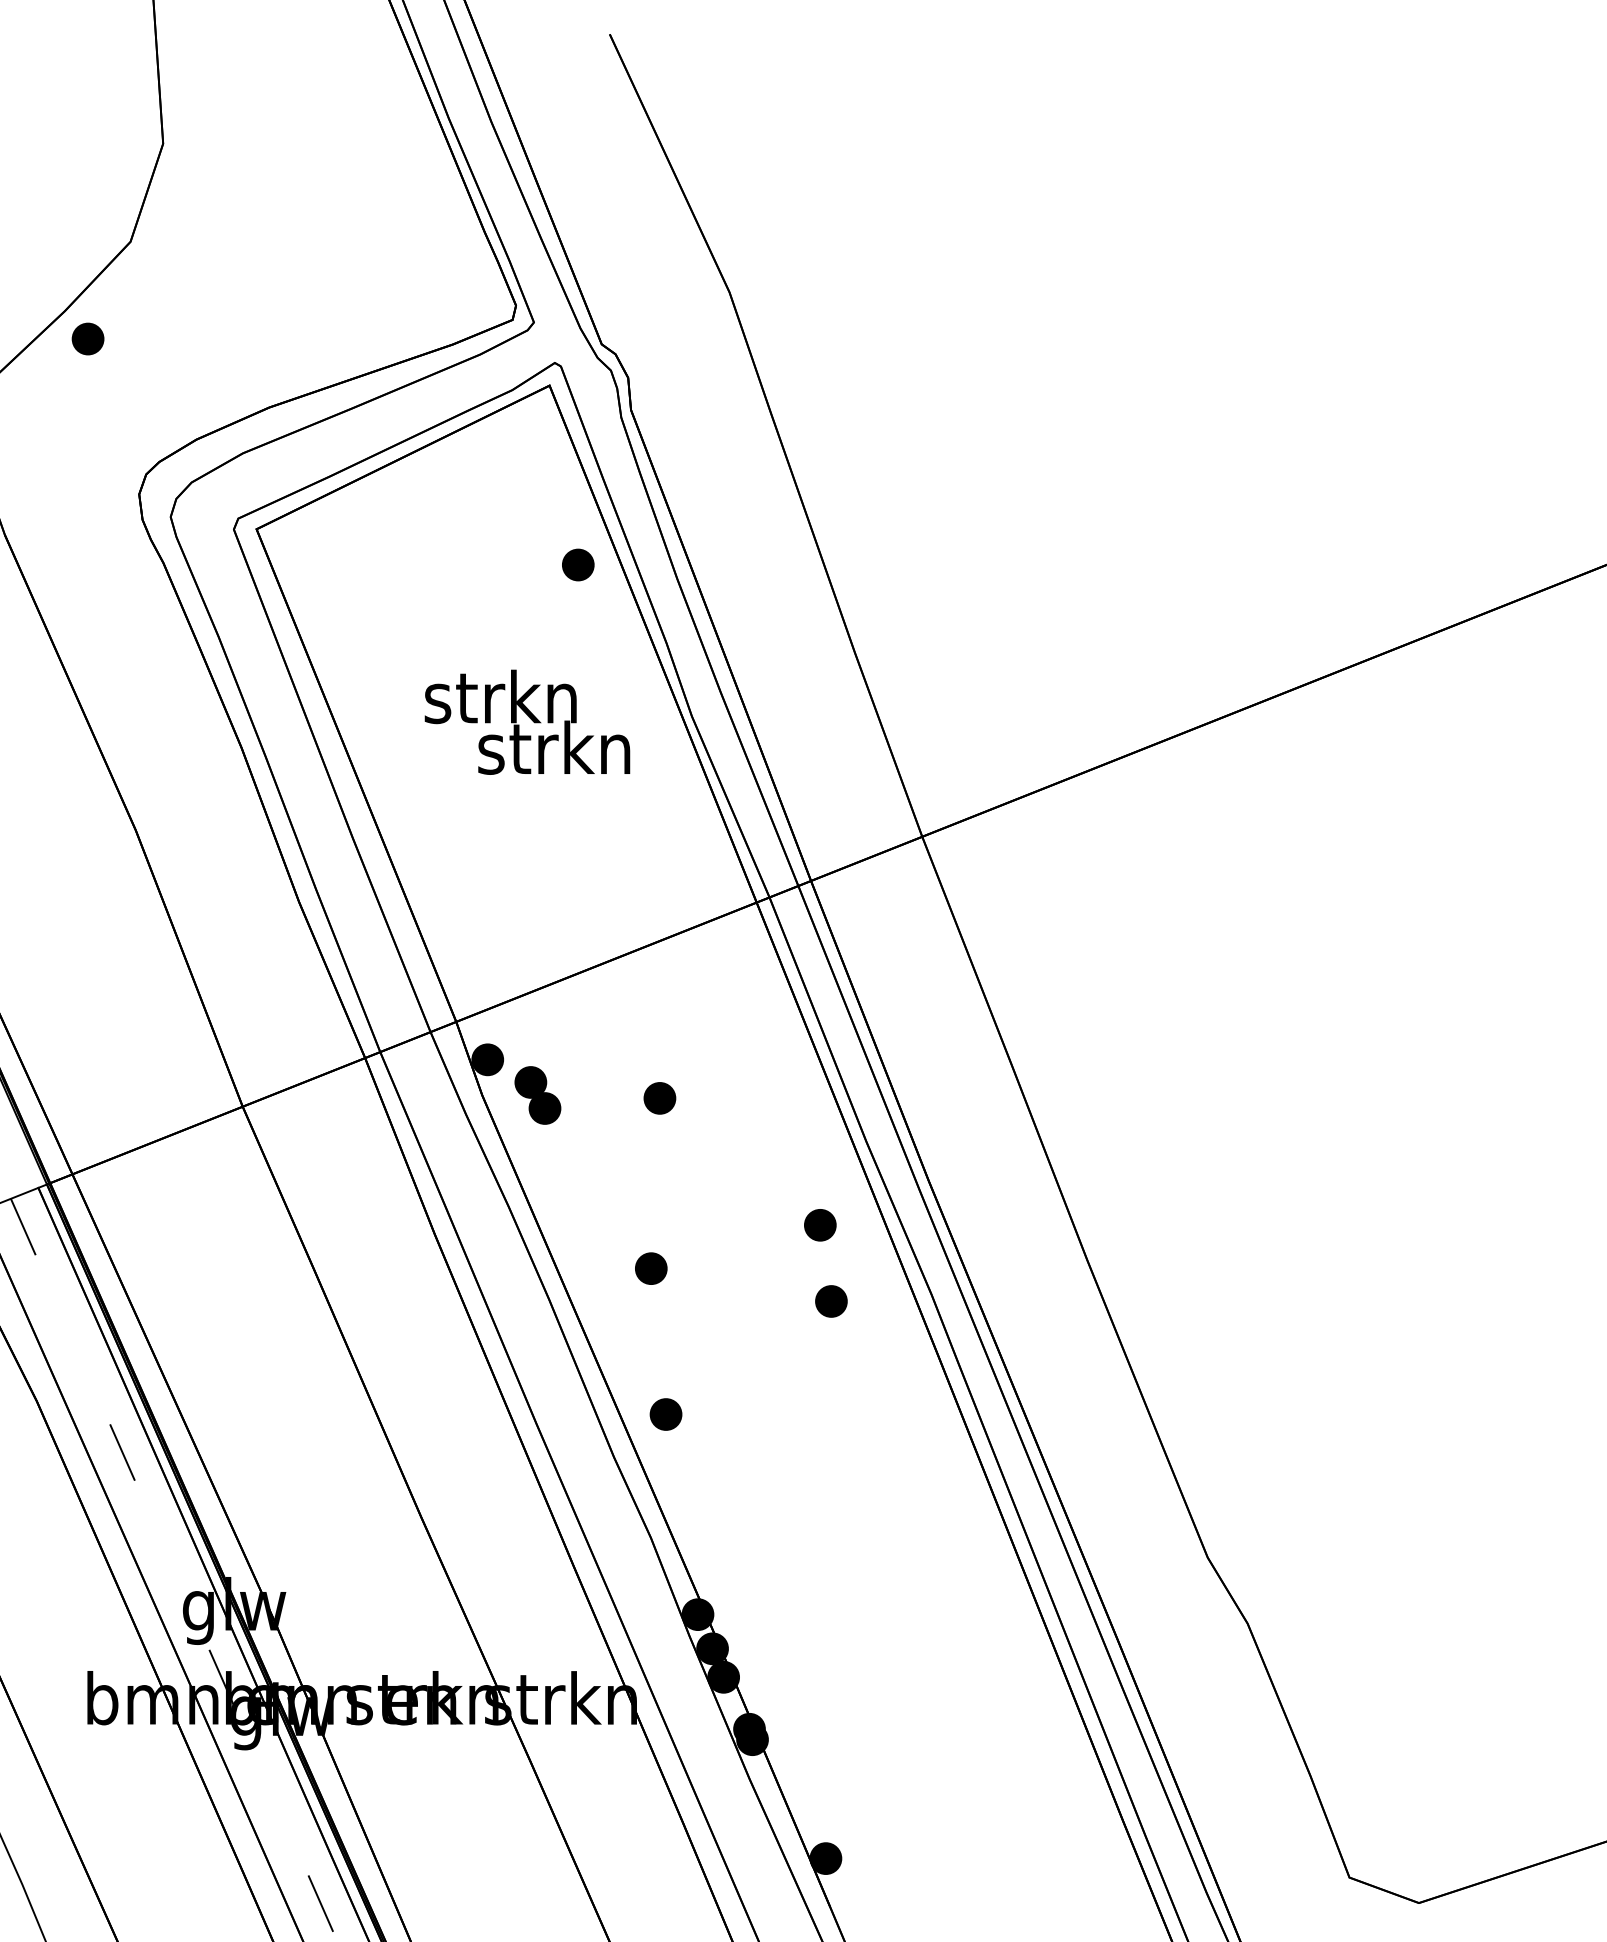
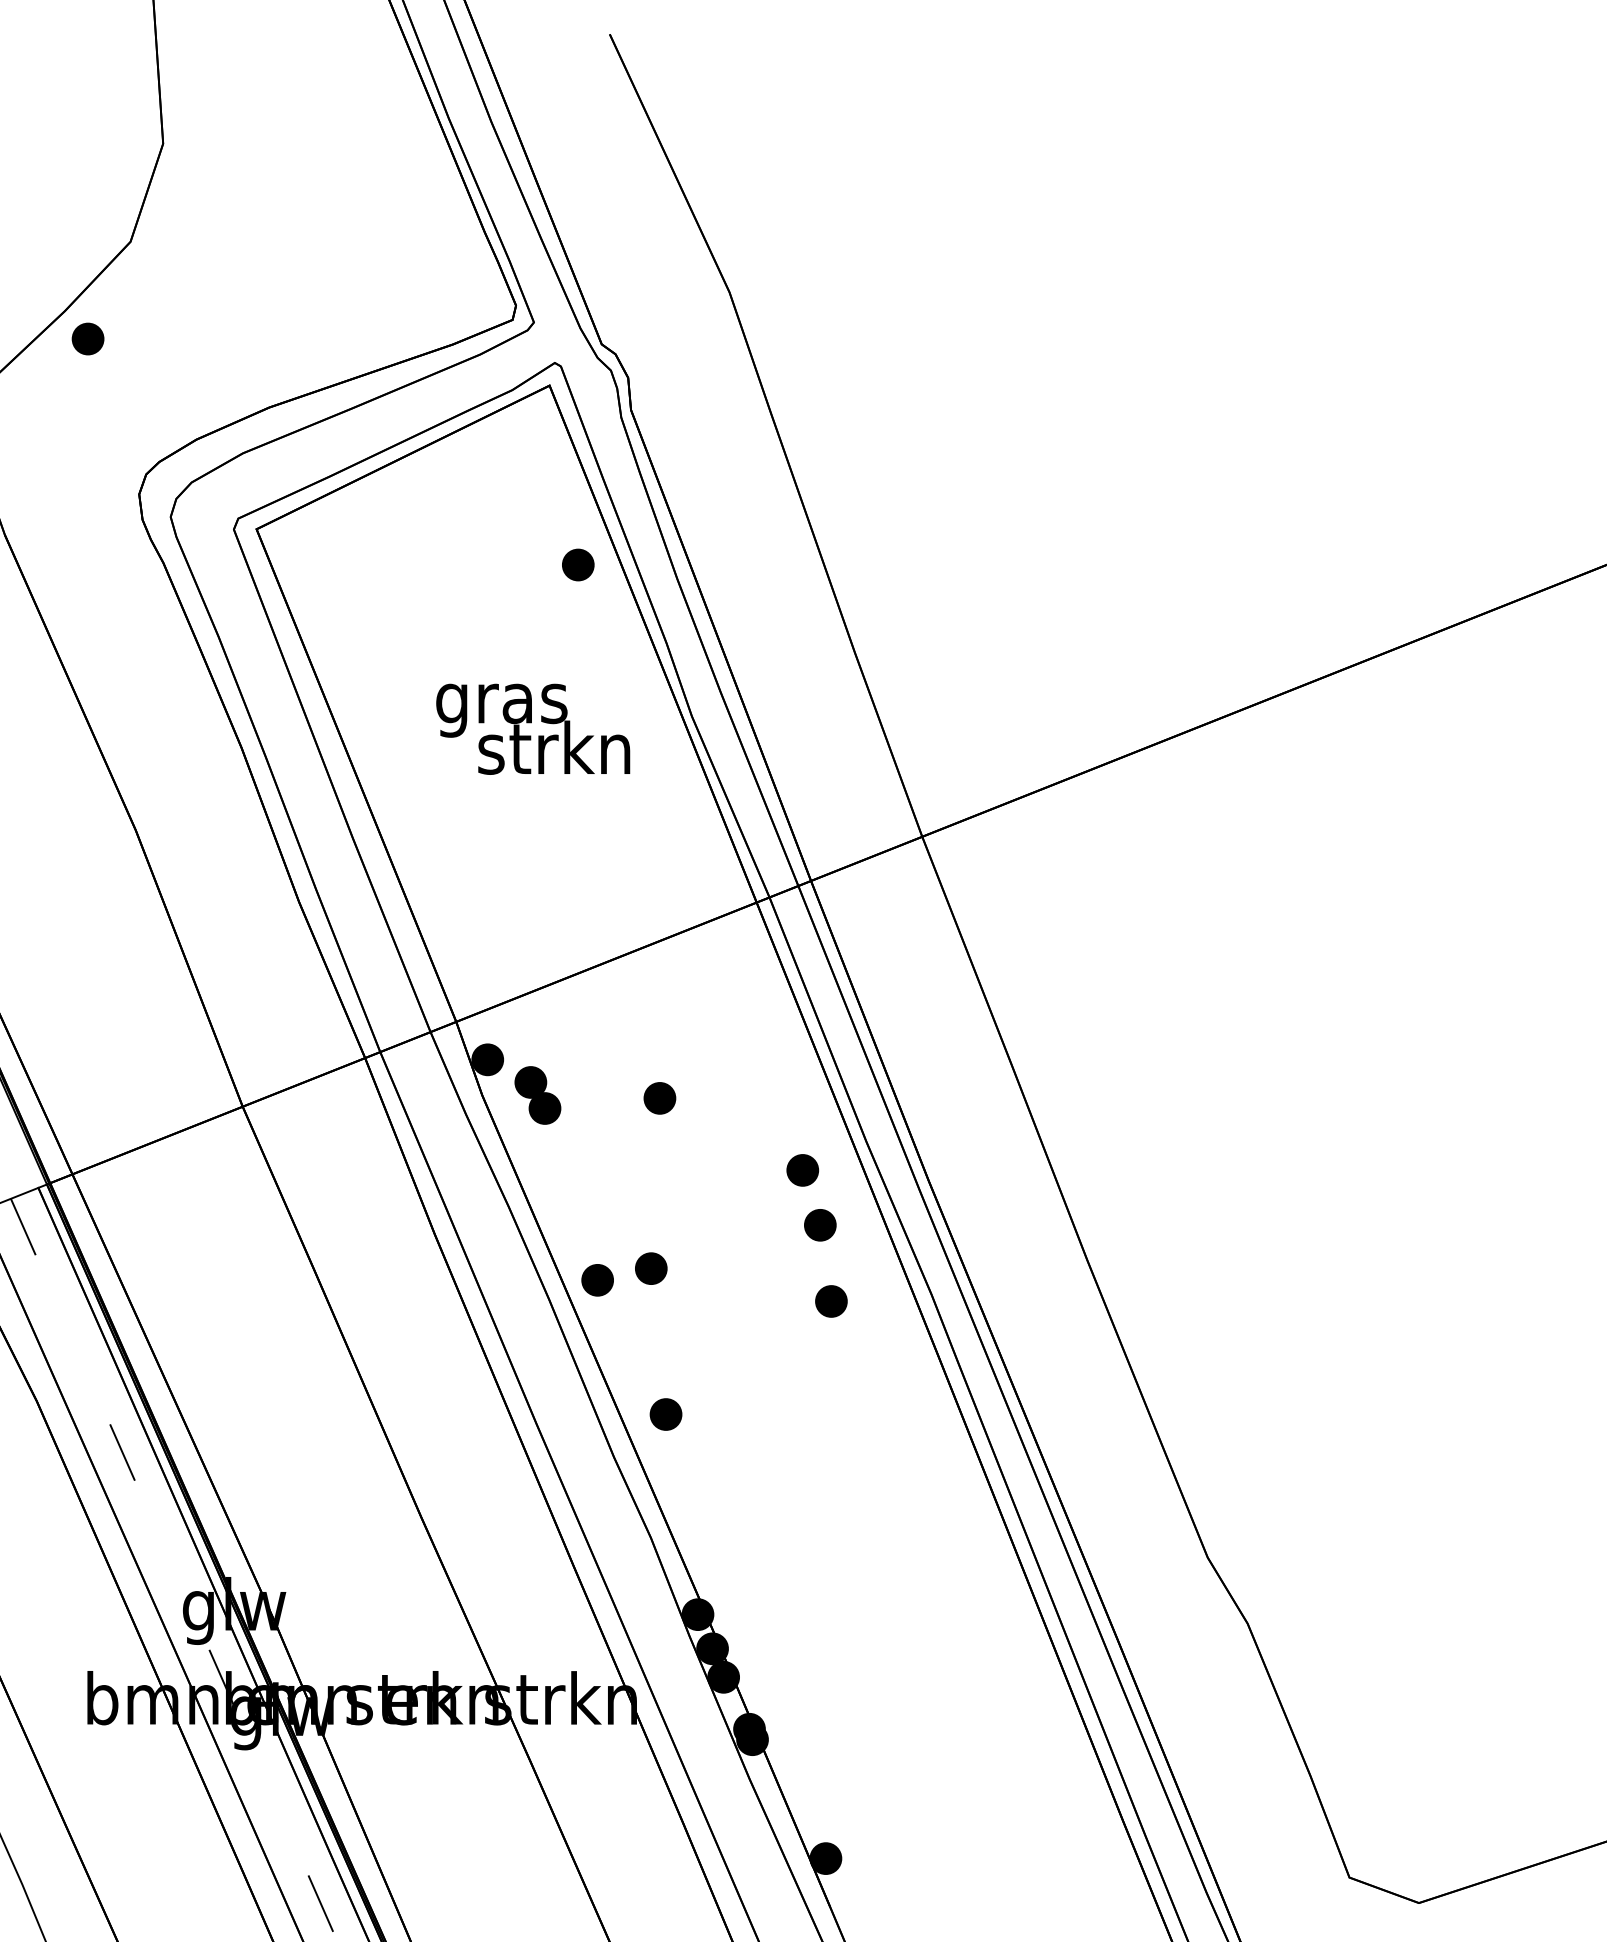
text: strkn -> gras (500, 703)
part: none -> present (802, 1170)
part: none -> present (597, 1280)
